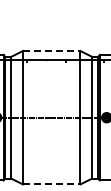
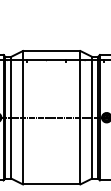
line: dashed -> solid (51, 51)
line: dashed -> solid (51, 184)
